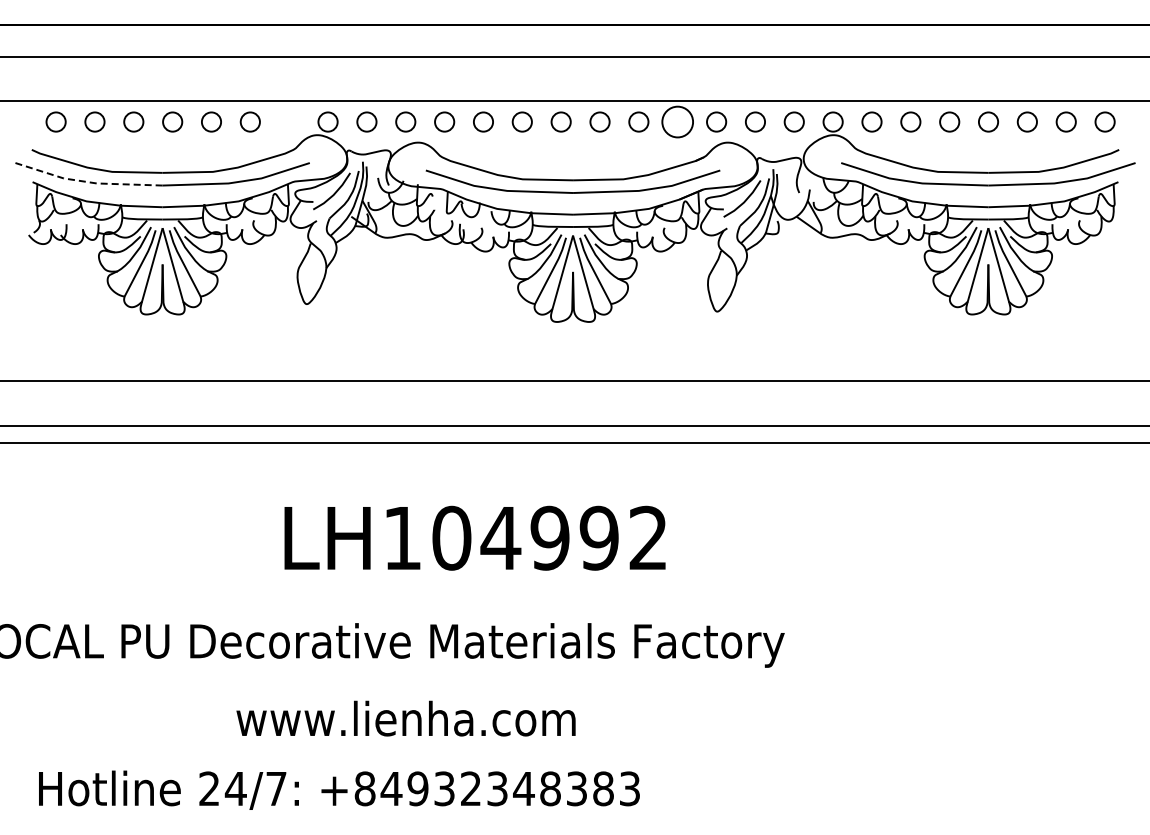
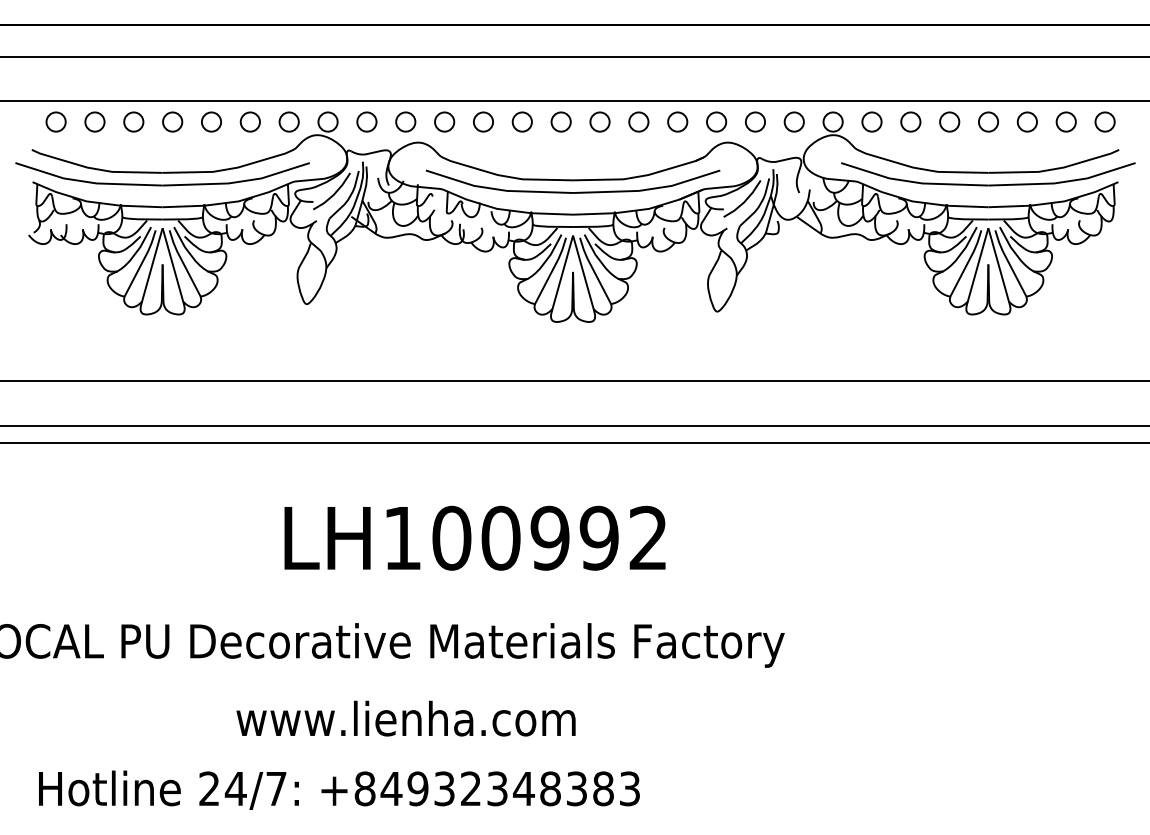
circle: none -> present (288, 121)
circle diameter: 31 px -> 19 px (677, 121)
line: dashed -> solid (87, 181)
text: LH104992 -> LH100992 (500, 537)
